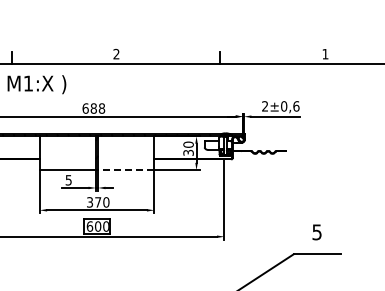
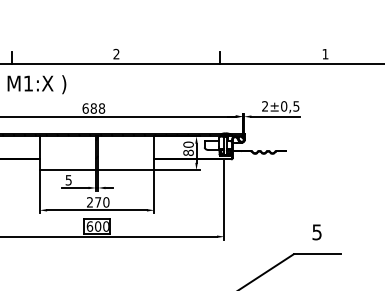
text: ±0,6 -> ±0,5 (296, 106)
text: 30 -> 80 (188, 152)
line: dashed -> solid (125, 170)
text: 370 -> 270 (90, 202)
